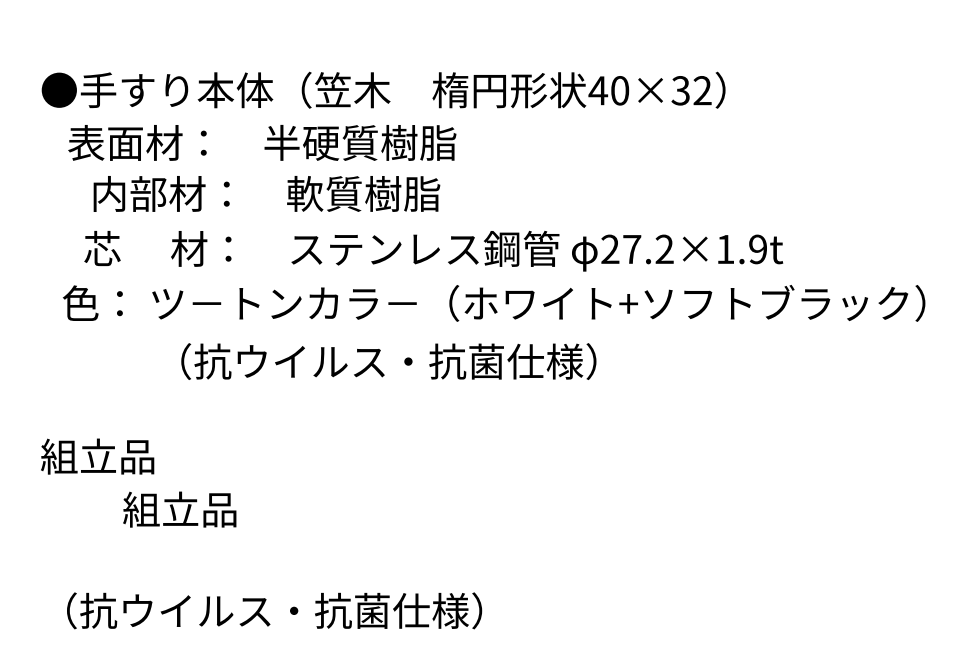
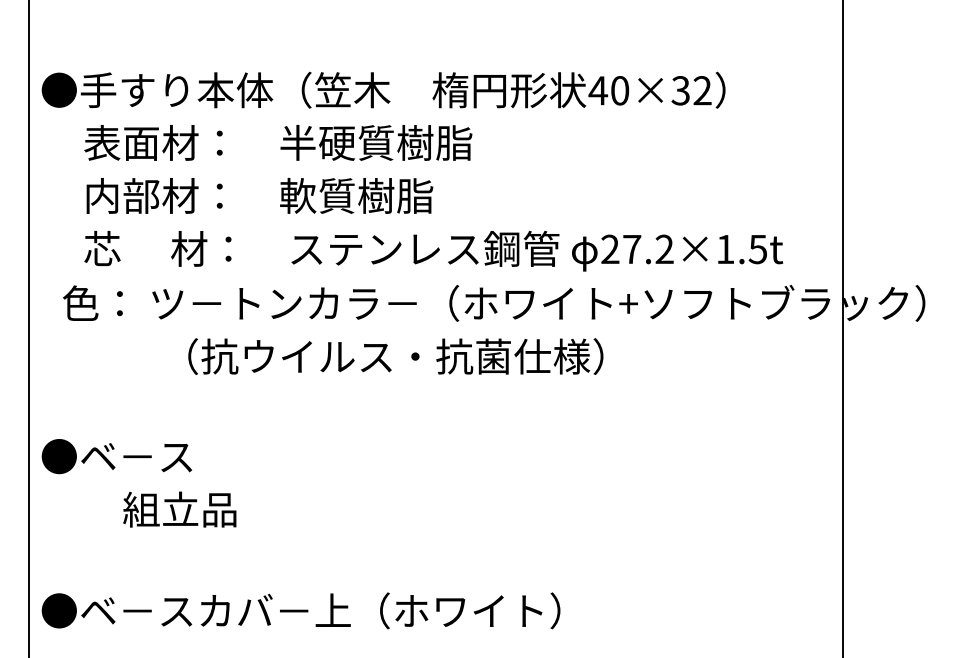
text position: (262, 142) -> (278, 142) (278, 142)
text position: (266, 193) -> (259, 195) (259, 195)
text: 27.2×1.9t -> 27.2×1.5t (757, 249)
line: none -> present (28, 328)
line: none -> present (843, 328)
text position: (388, 361) -> (395, 356) (395, 356)
text: 組立品 -> ●ベ－ス (116, 456)
text: （抗ウイルス・抗菌仕様） -> ●ベ－スカバ－上（ホワイト） (300, 610)
